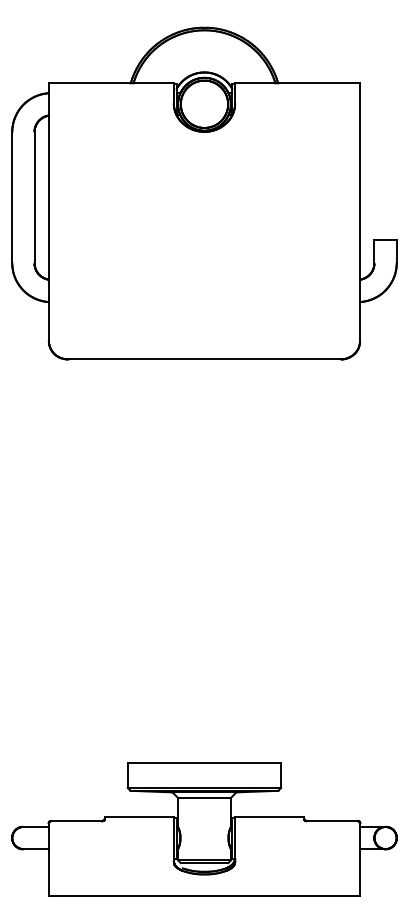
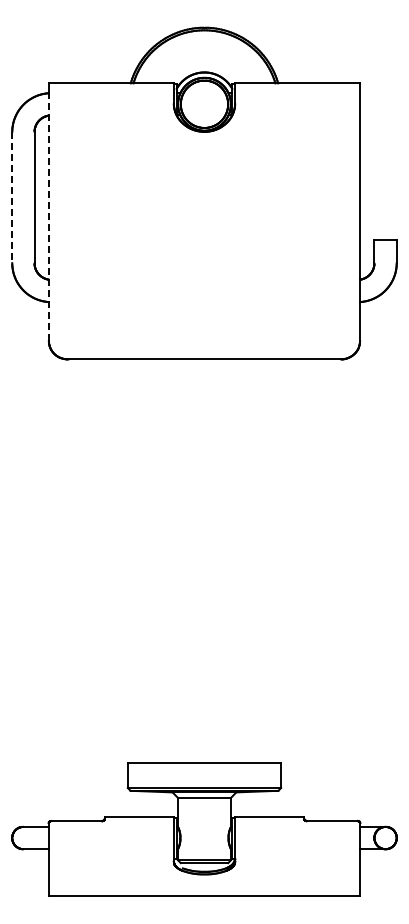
line: solid -> dashed (12, 198)
line: solid -> dashed (48, 217)
